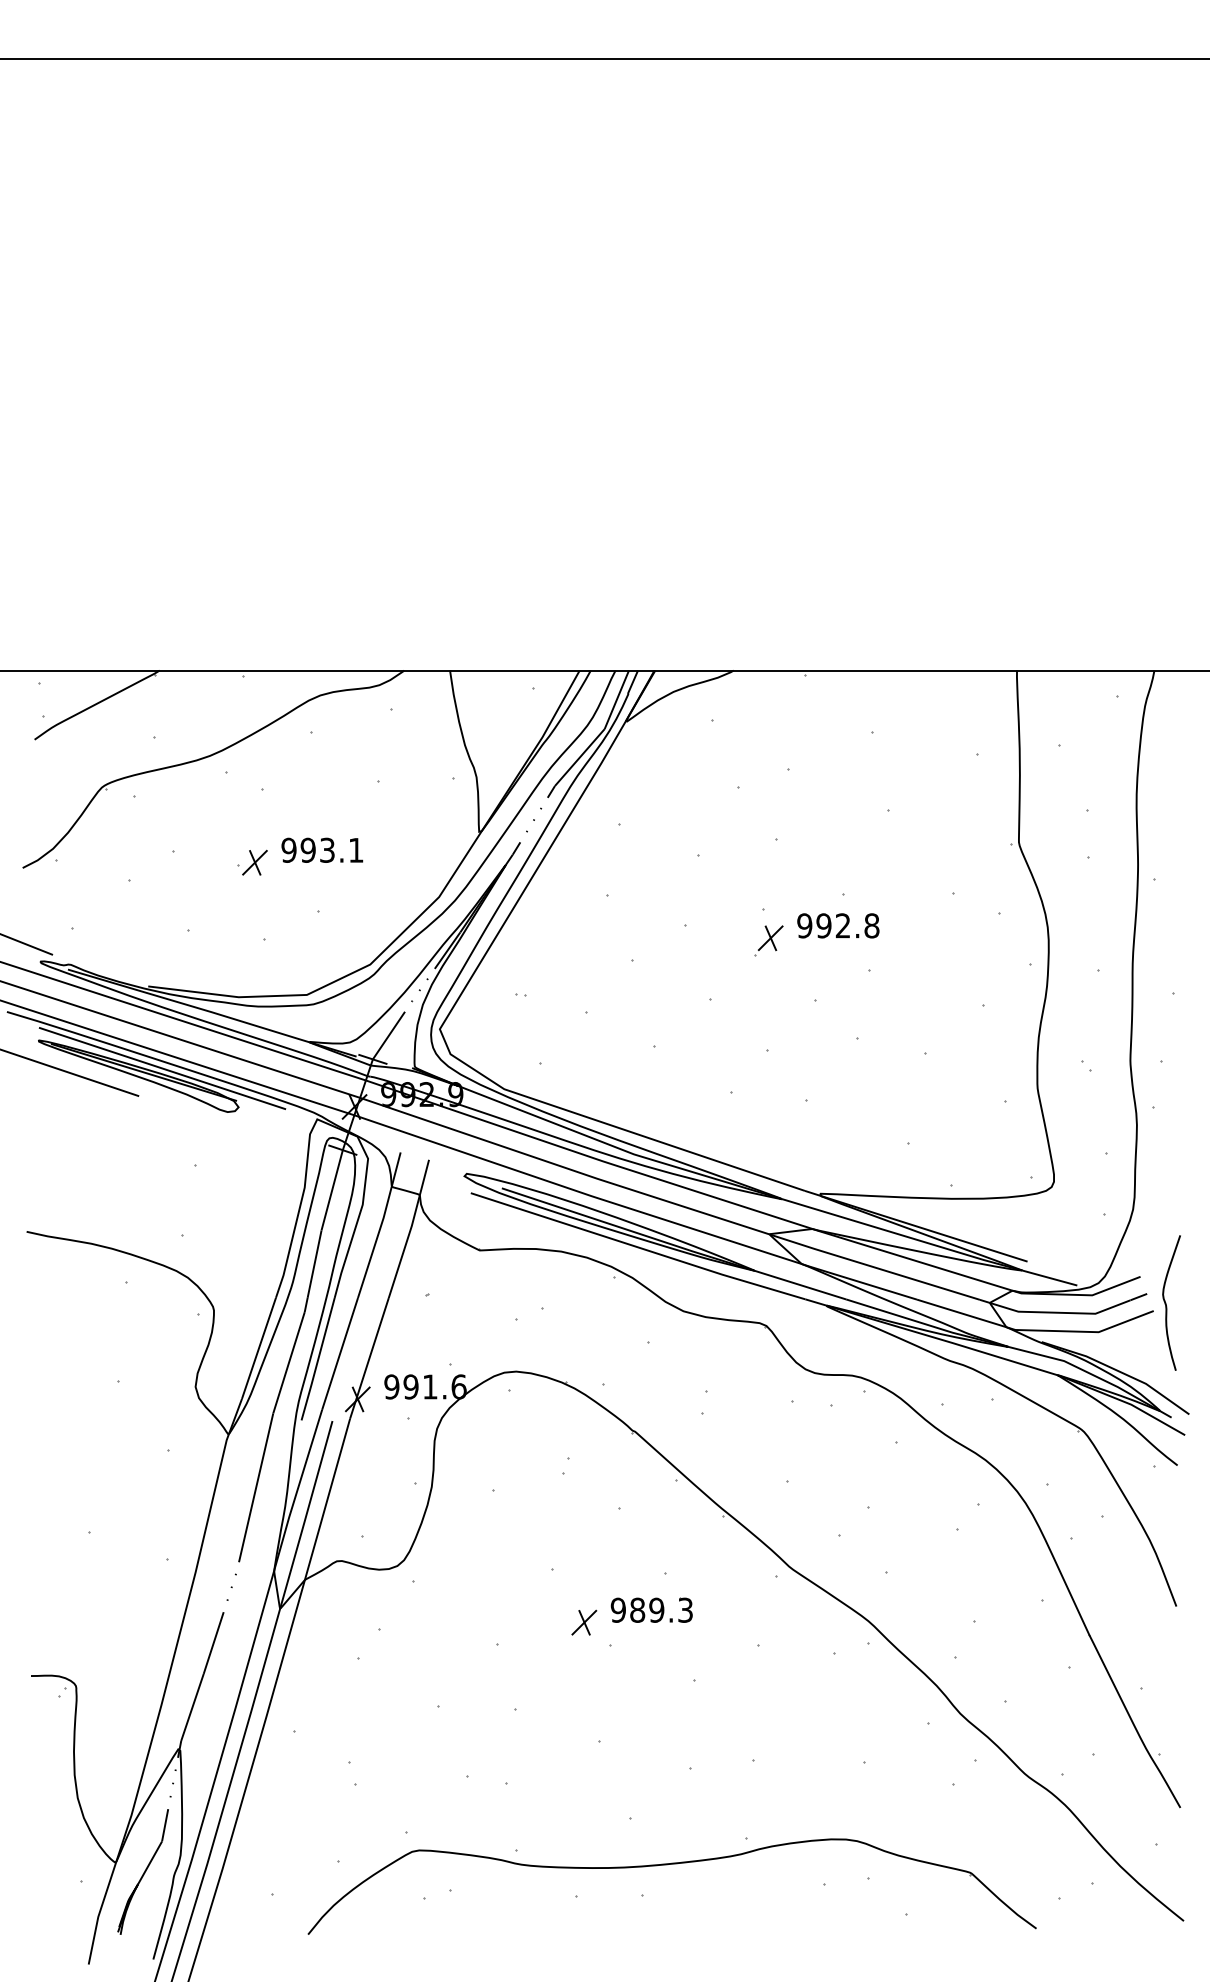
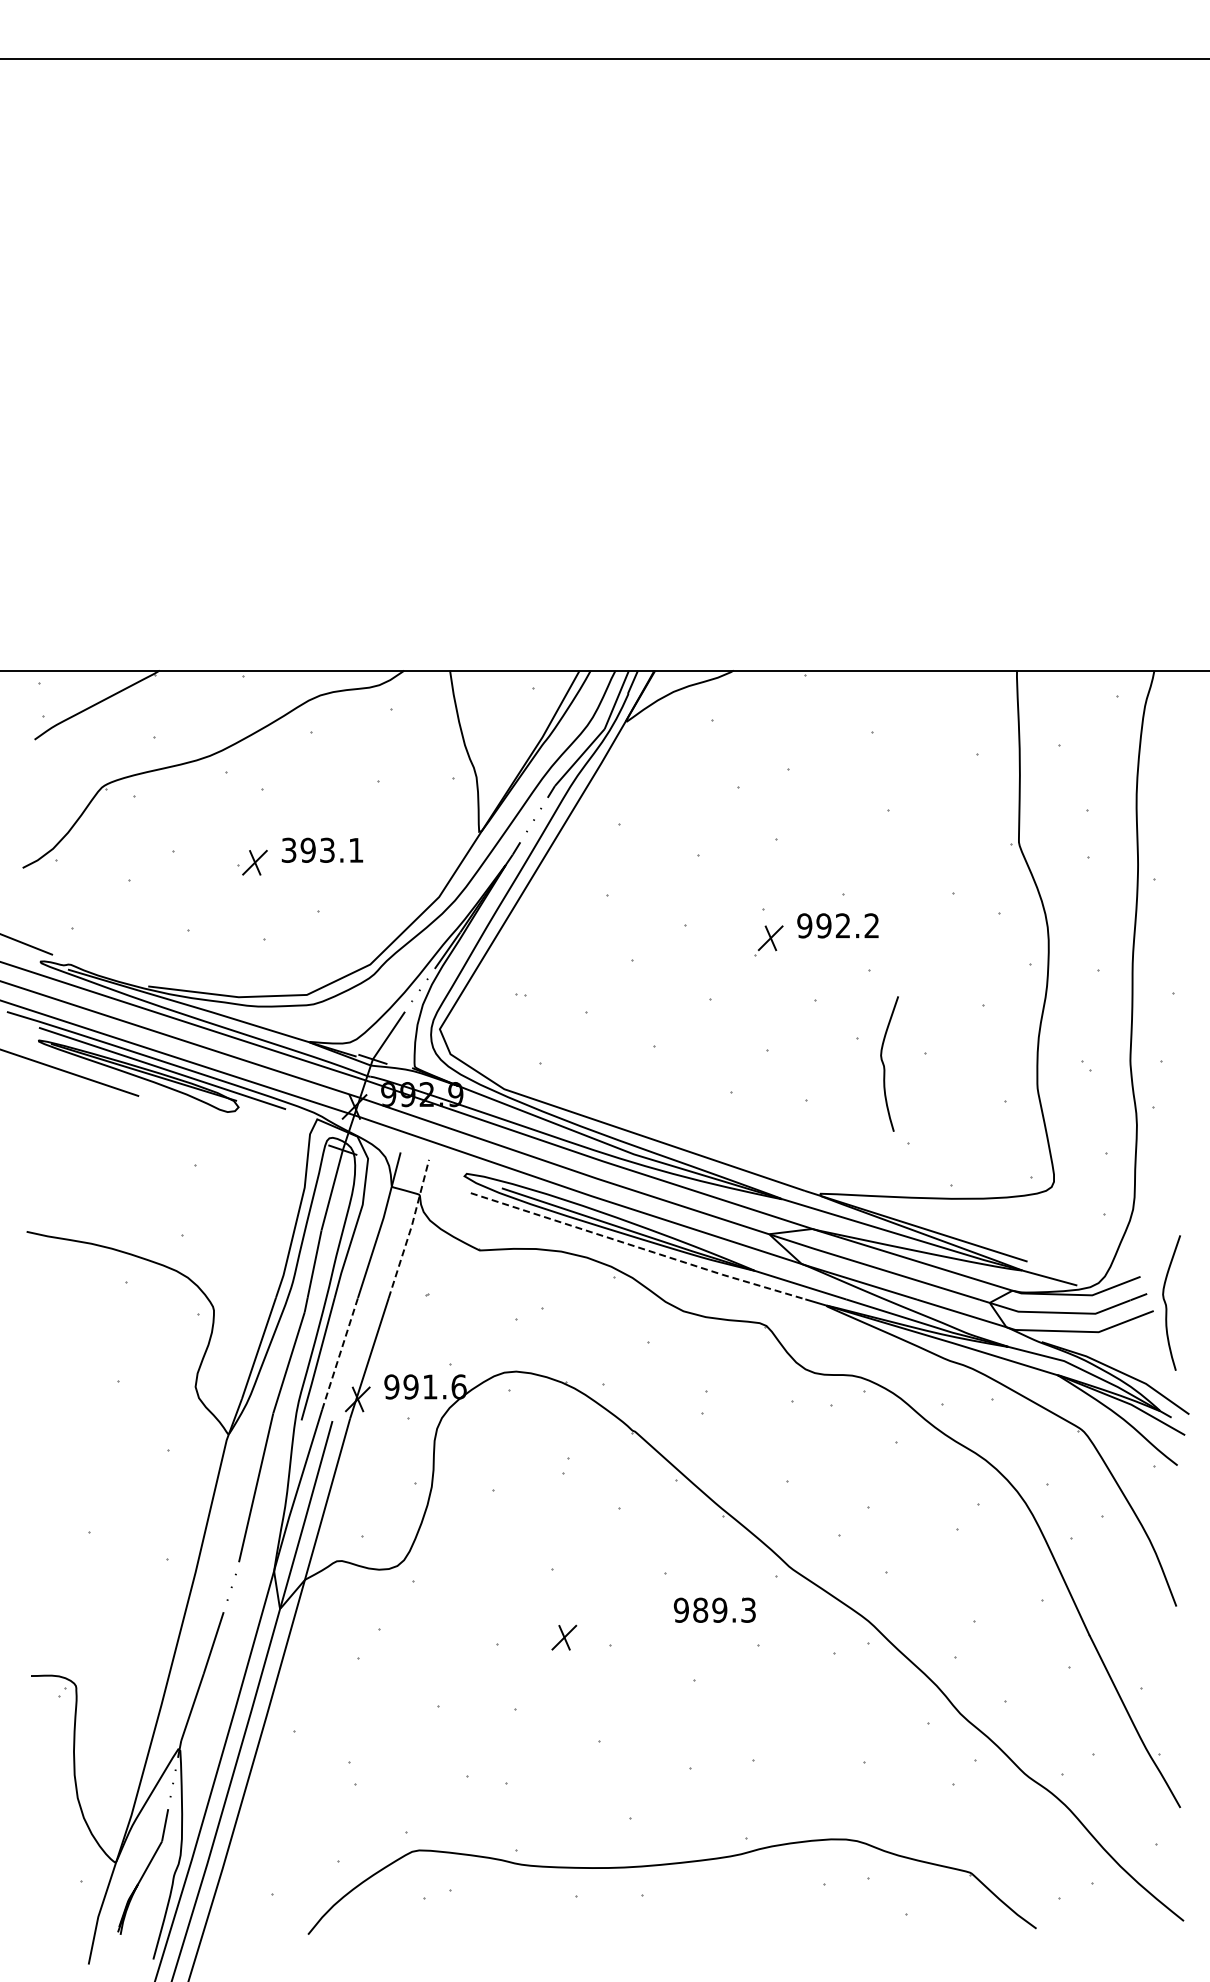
text: 993.1 -> 393.1 (288, 849)
text: 992.8 -> 992.2 (871, 925)
curve: none -> present (884, 1063)
line: solid -> dashed (410, 1228)
line: solid -> dashed (638, 1247)
line: solid -> dashed (340, 1353)
part position: (651, 1609) -> (714, 1609) (714, 1609)
part position: (584, 1622) -> (564, 1637) (564, 1637)
